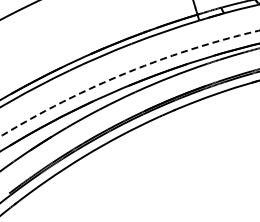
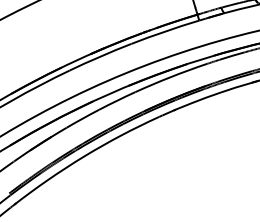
arc: dashed -> solid (126, 73)
